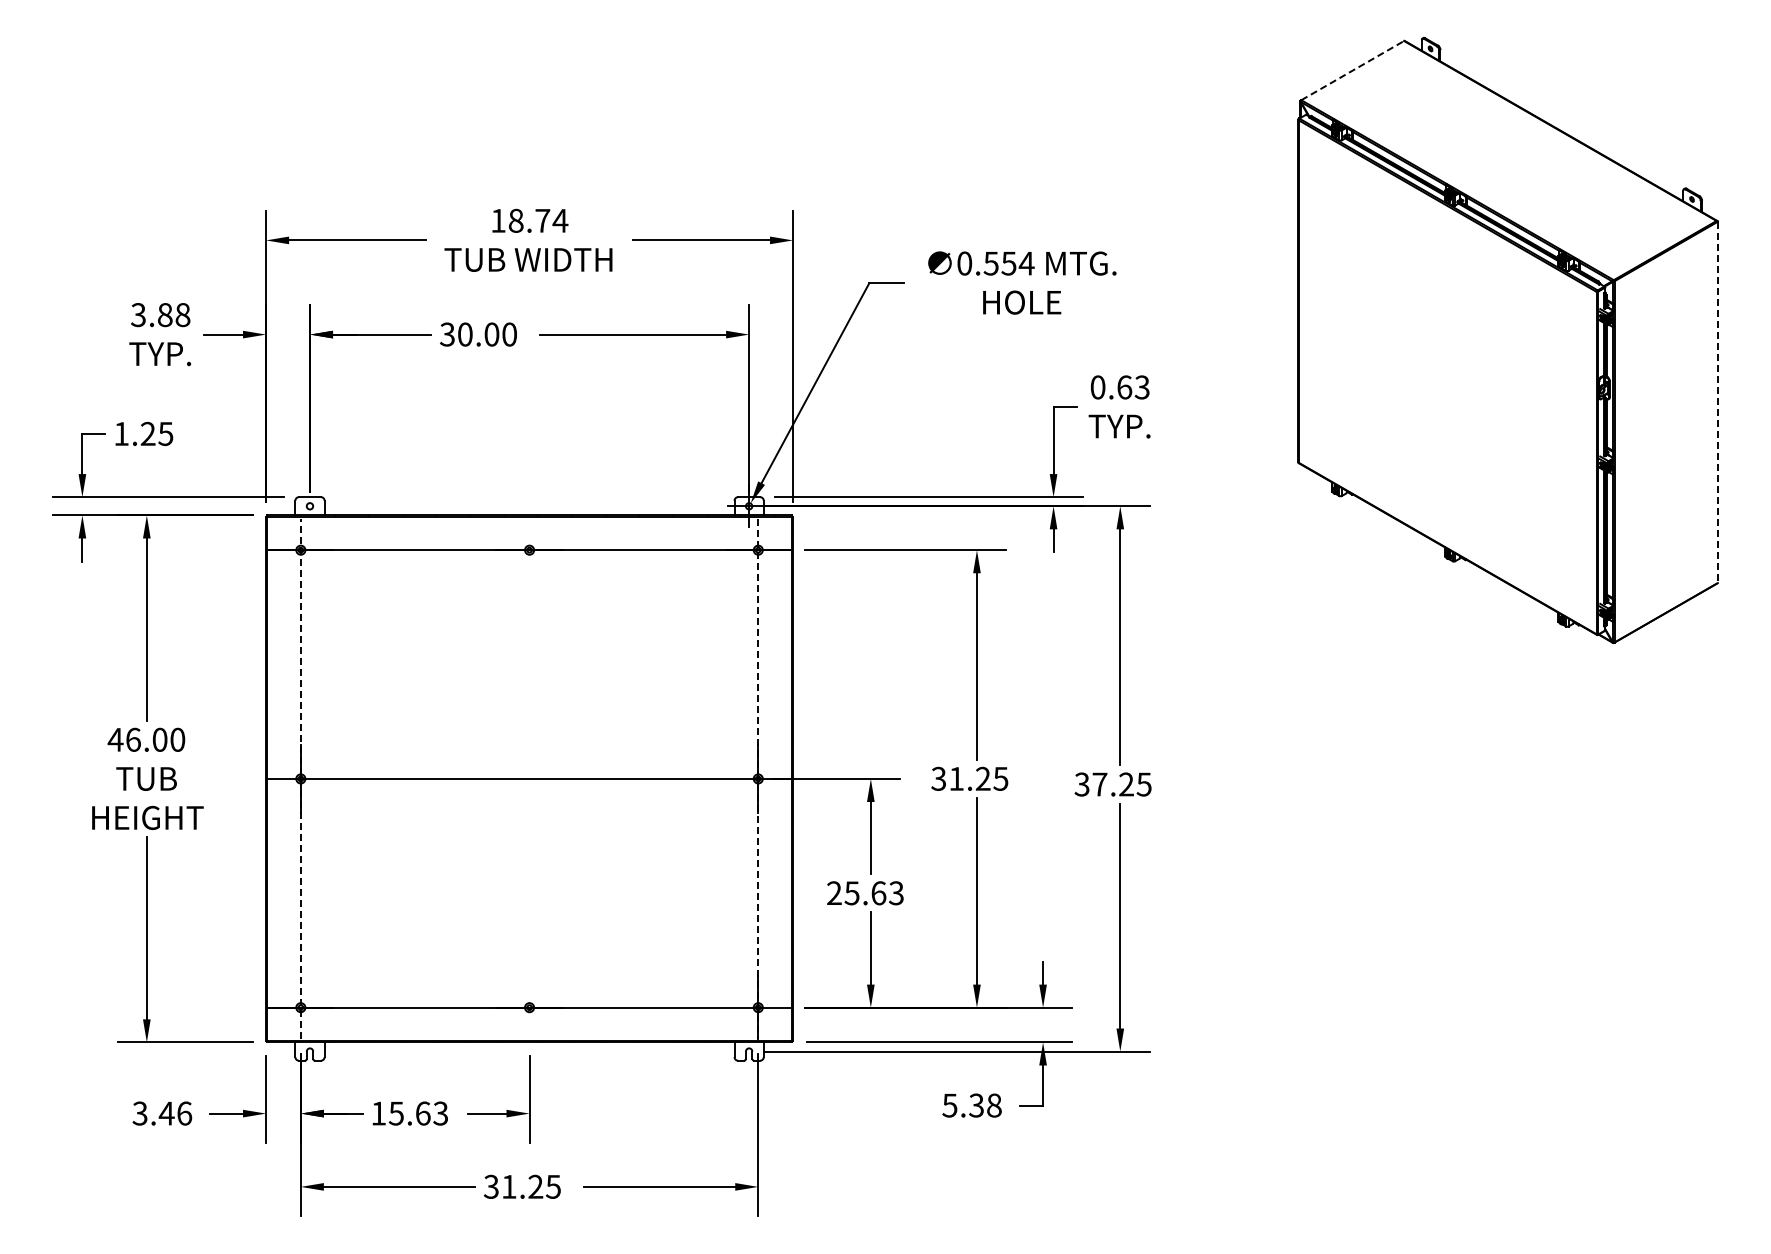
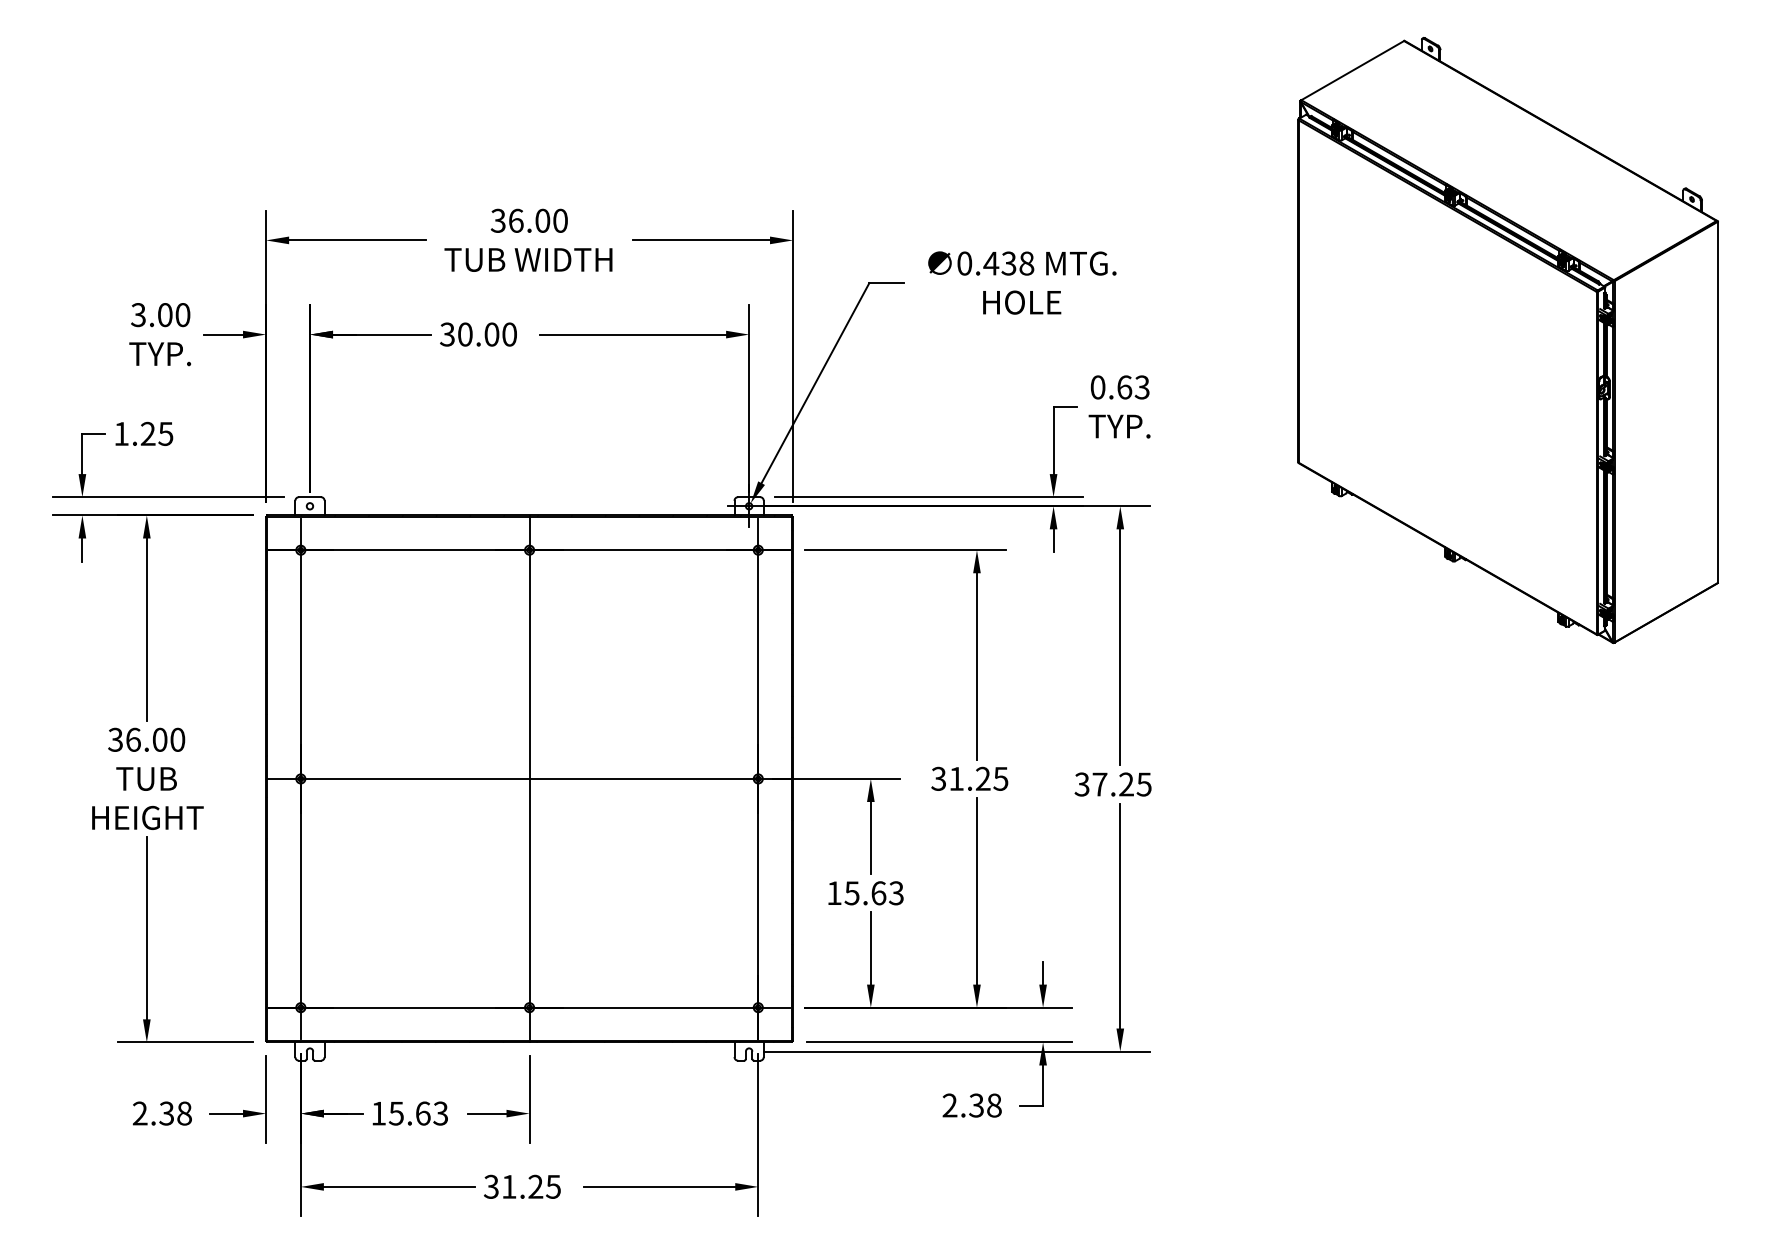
line: dashed -> solid (1353, 70)
text: 18.74 -> 36.00 (529, 220)
text: 0.554 -> 0.438 (1008, 263)
text: 3.88 -> 3.00 (174, 314)
line: dashed -> solid (1717, 402)
text: 46.00 -> 36.00 (115, 739)
line: dashed -> solid (300, 778)
line: none -> present (529, 778)
line: dashed -> solid (758, 779)
text: 25.63 -> 15.63 (834, 892)
text: 5.38 -> 2.38 (949, 1105)
text: 3.46 -> 2.38 (162, 1113)
